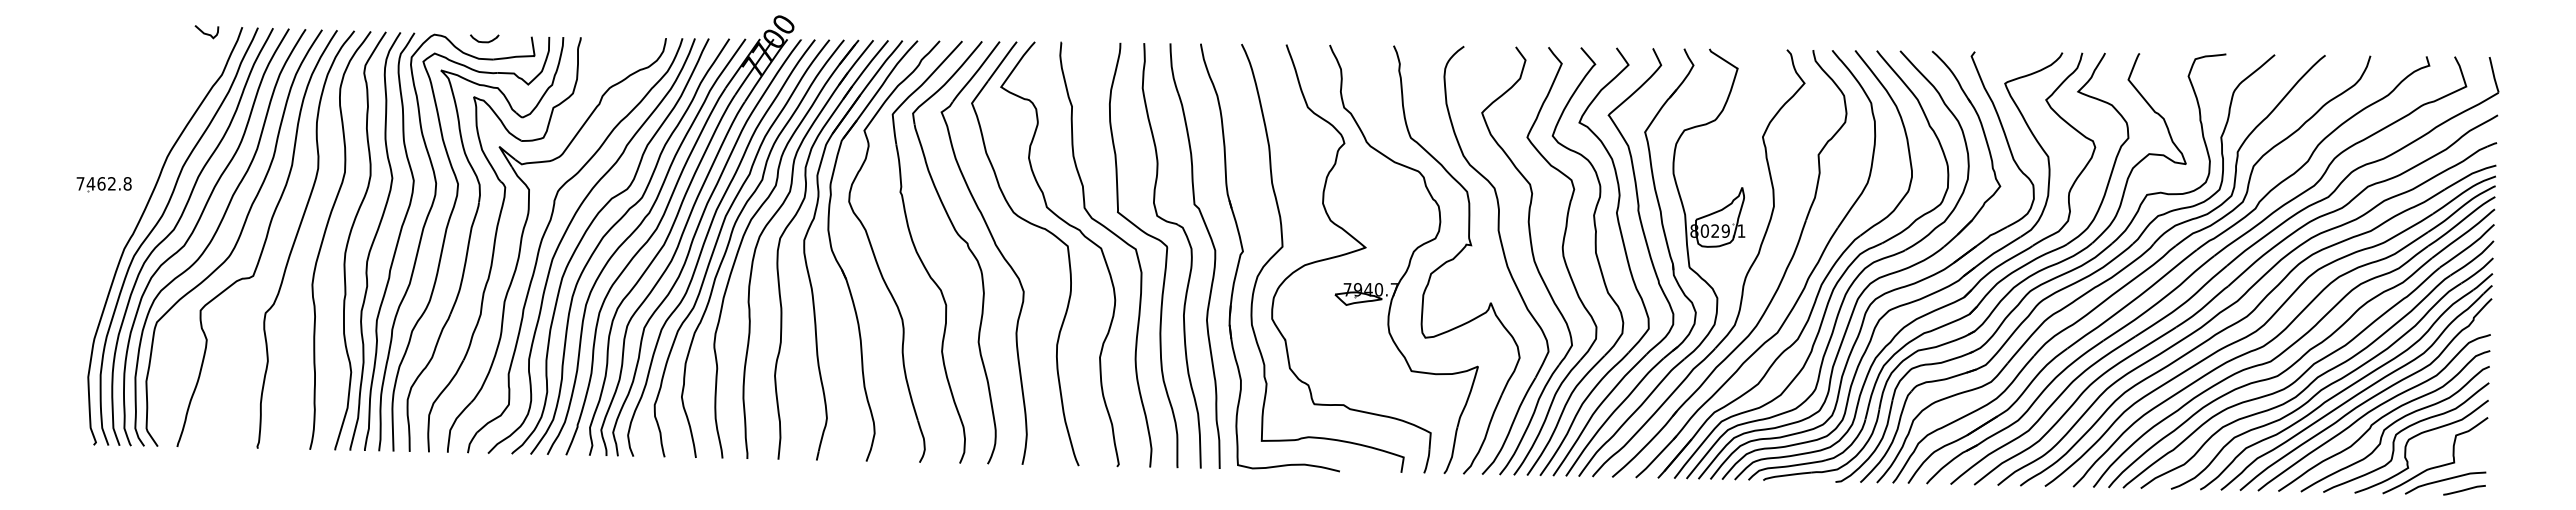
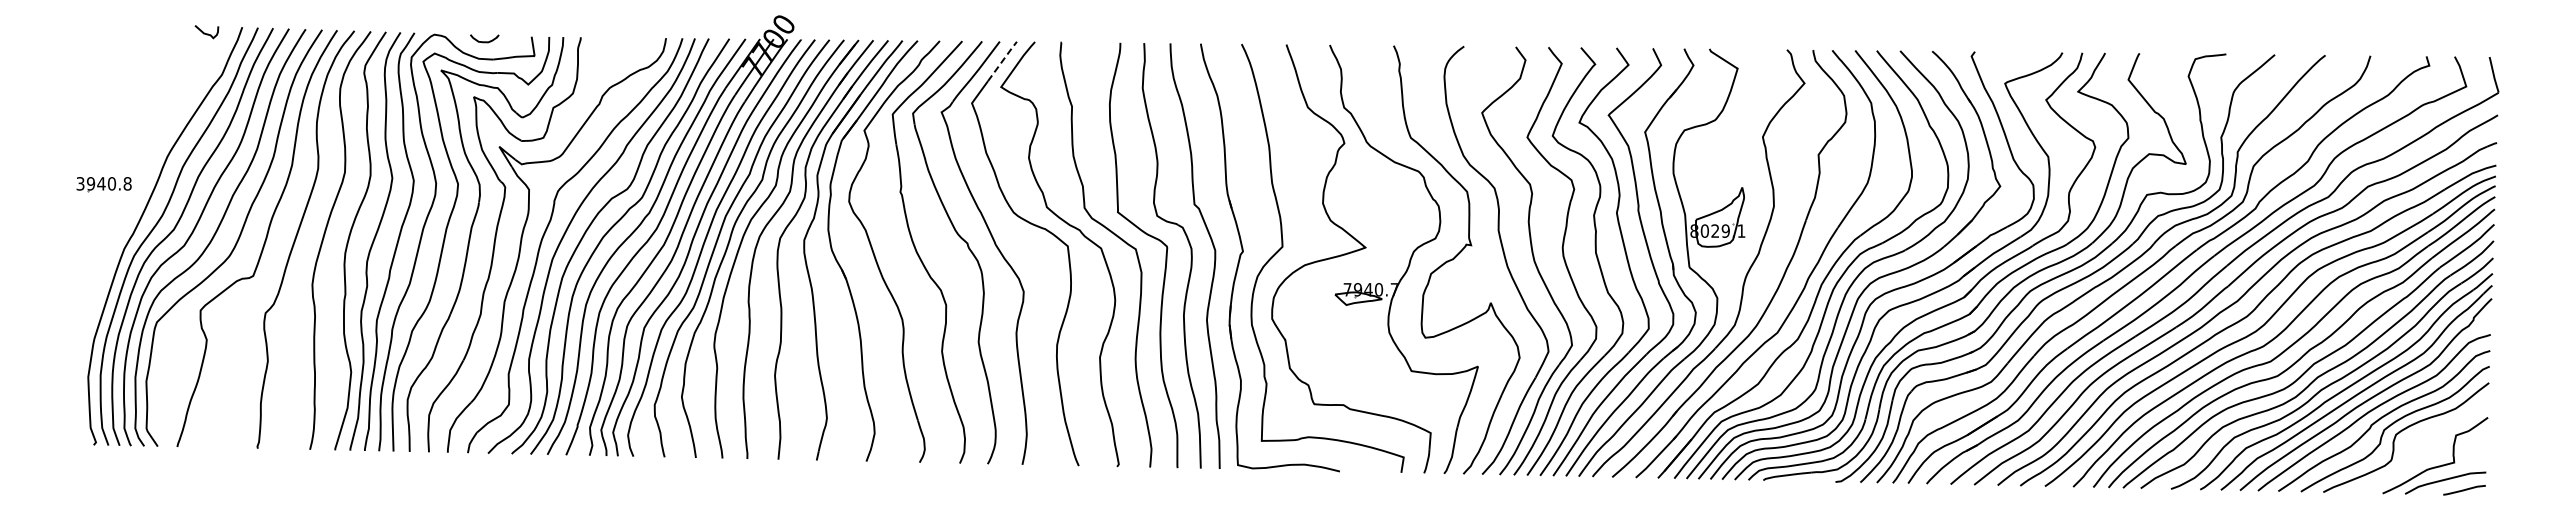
line: solid -> dashed (1003, 60)
text: 7462.8 -> 3940.8 (96, 183)
curve: present -> none (2417, 436)
